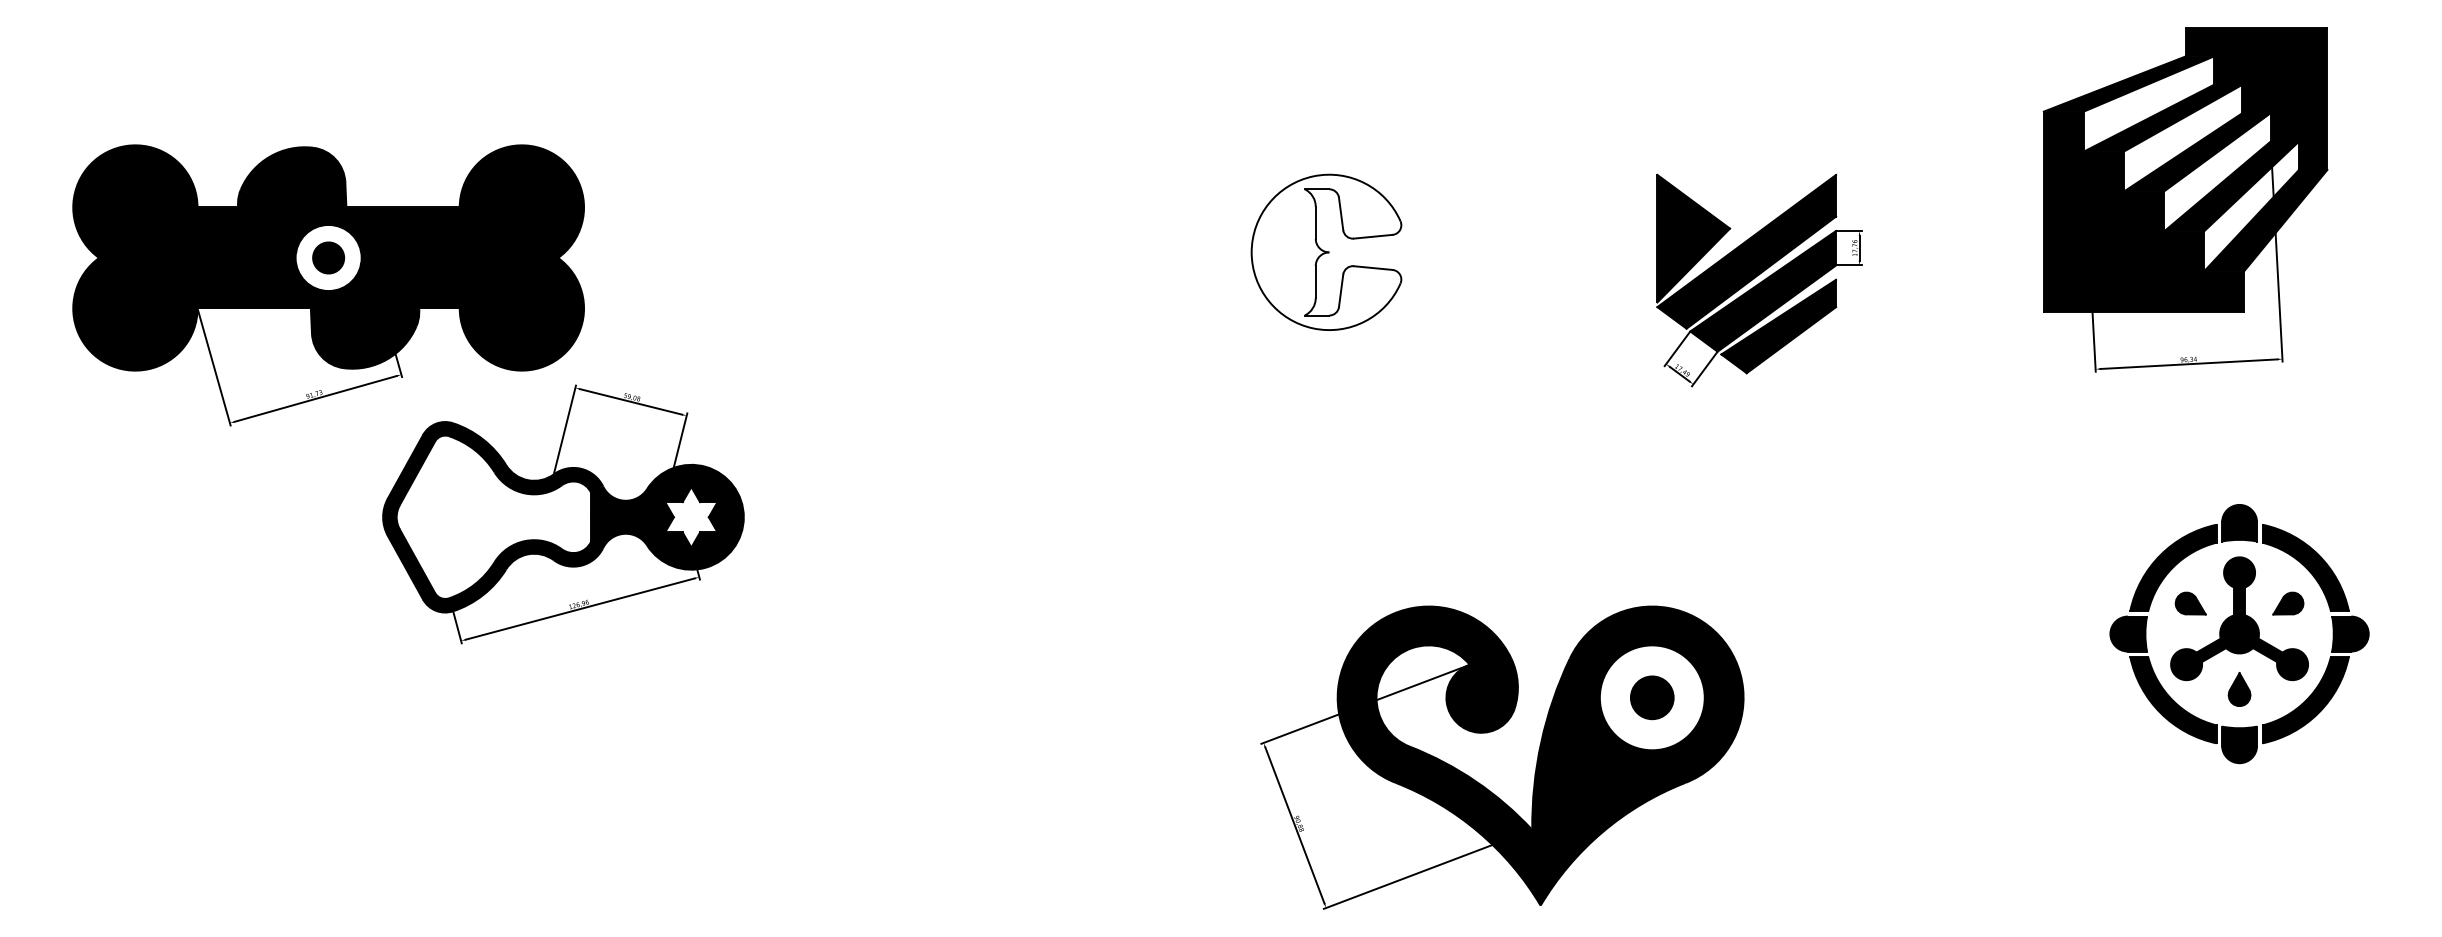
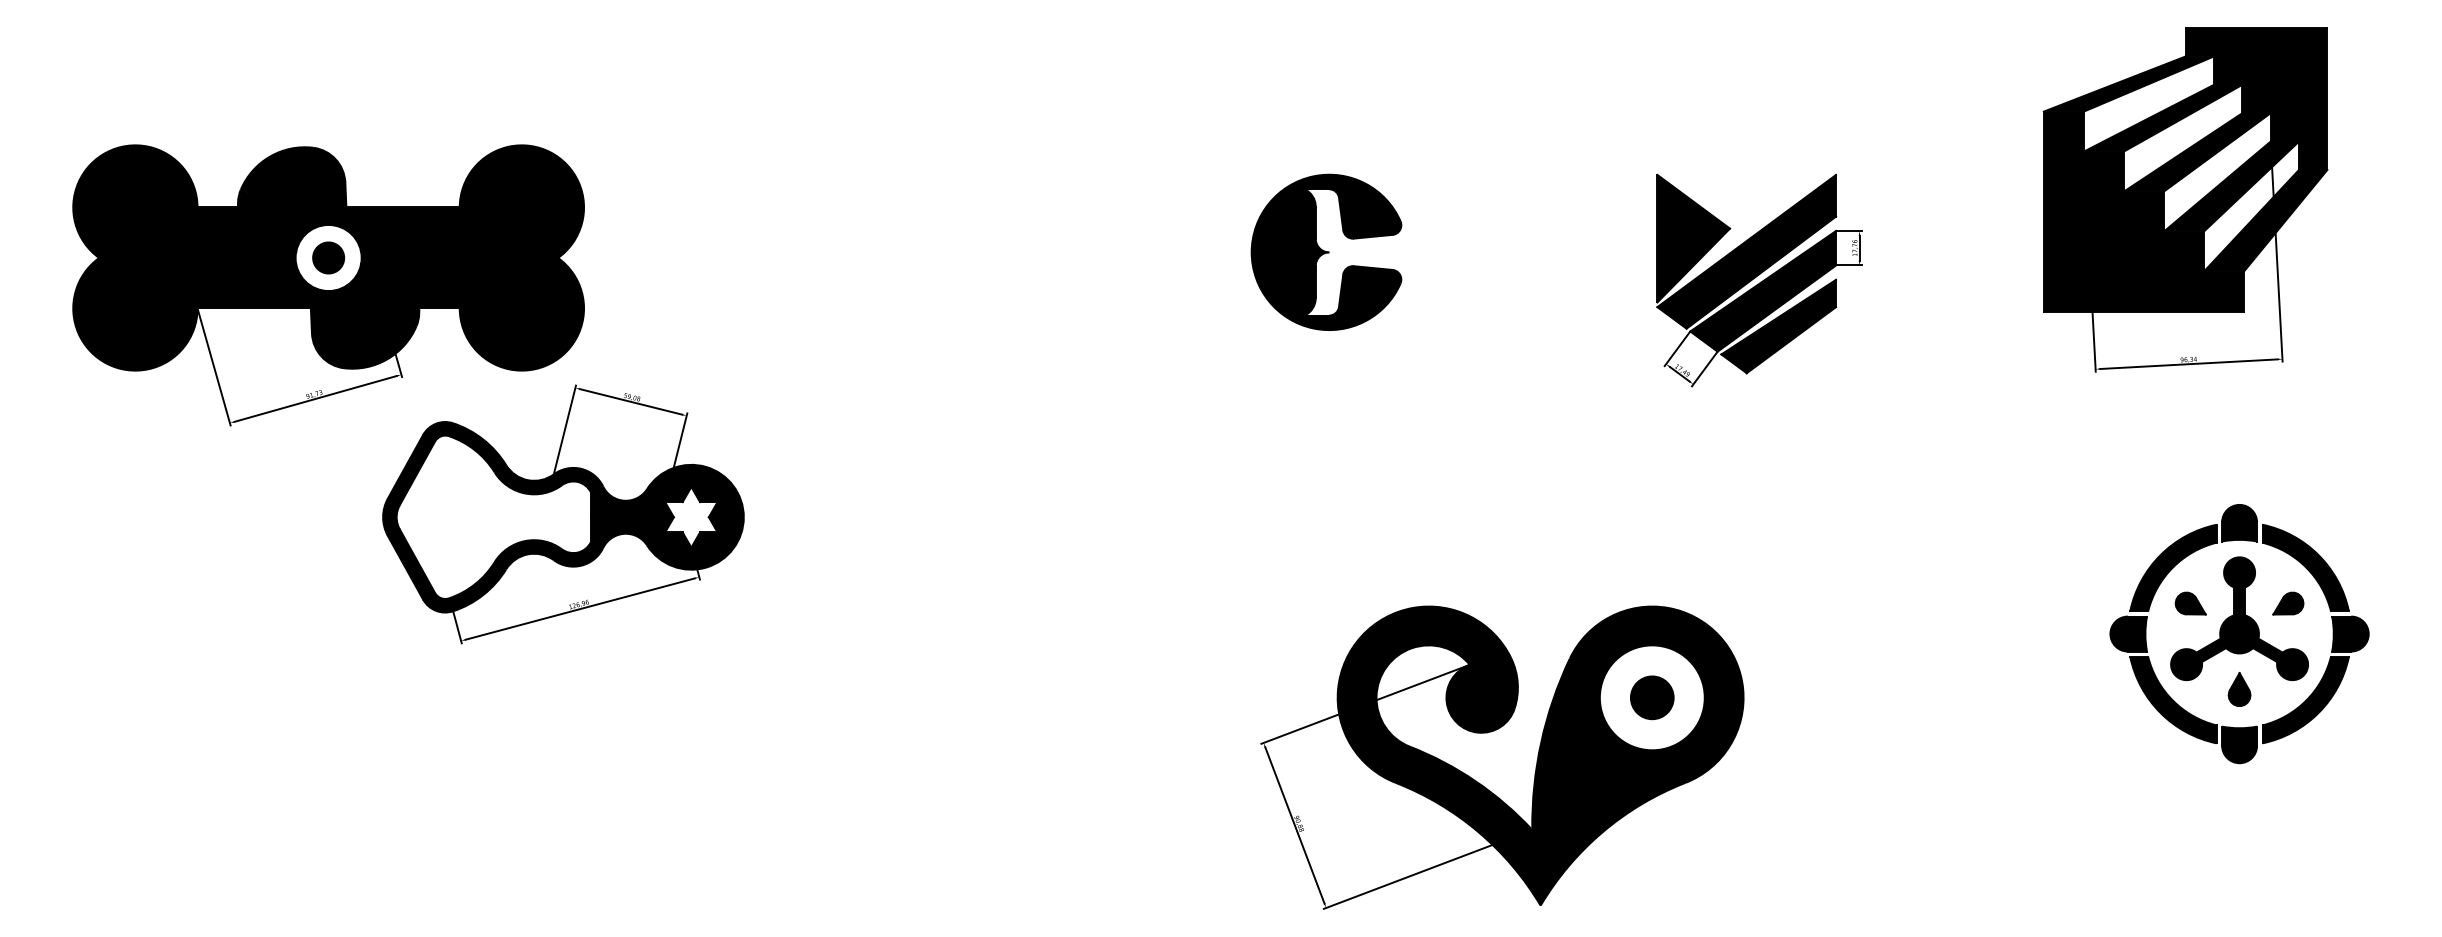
fill: none -> present (1326, 252)
